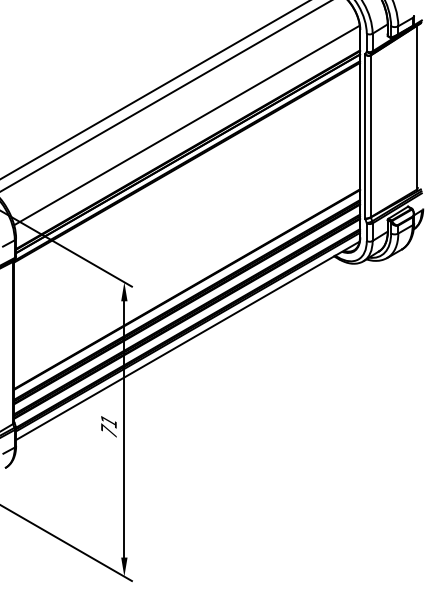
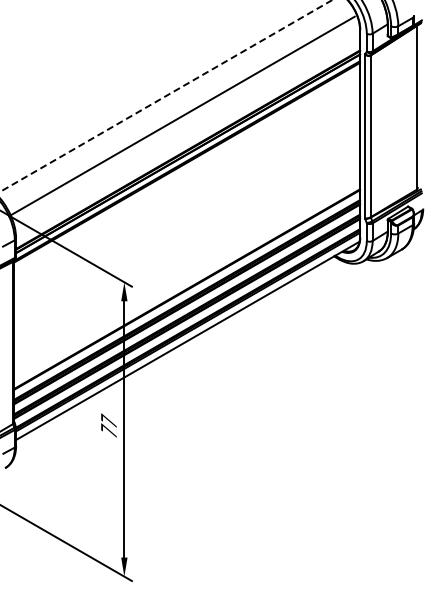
line: present -> none (154, 90)
line: solid -> dashed (166, 96)
line position: (186, 125) -> (181, 116) (181, 116)
text: 71 -> 77 (108, 420)
